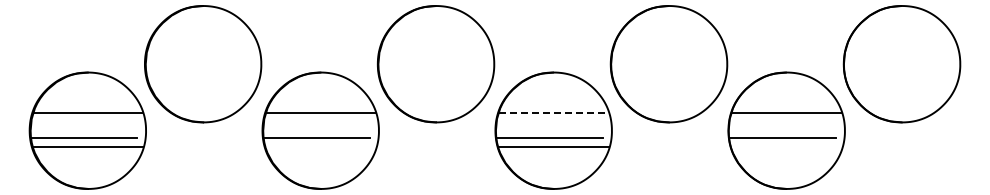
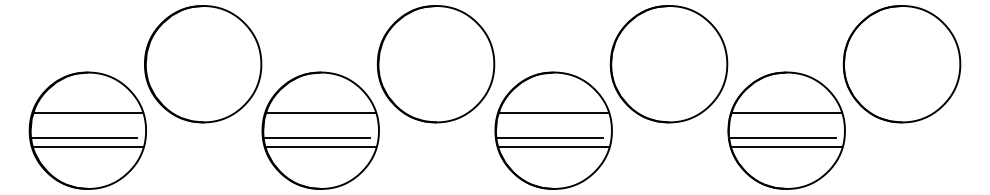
line: dashed -> solid (553, 113)
line: none -> present (321, 146)
line: none -> present (786, 146)
